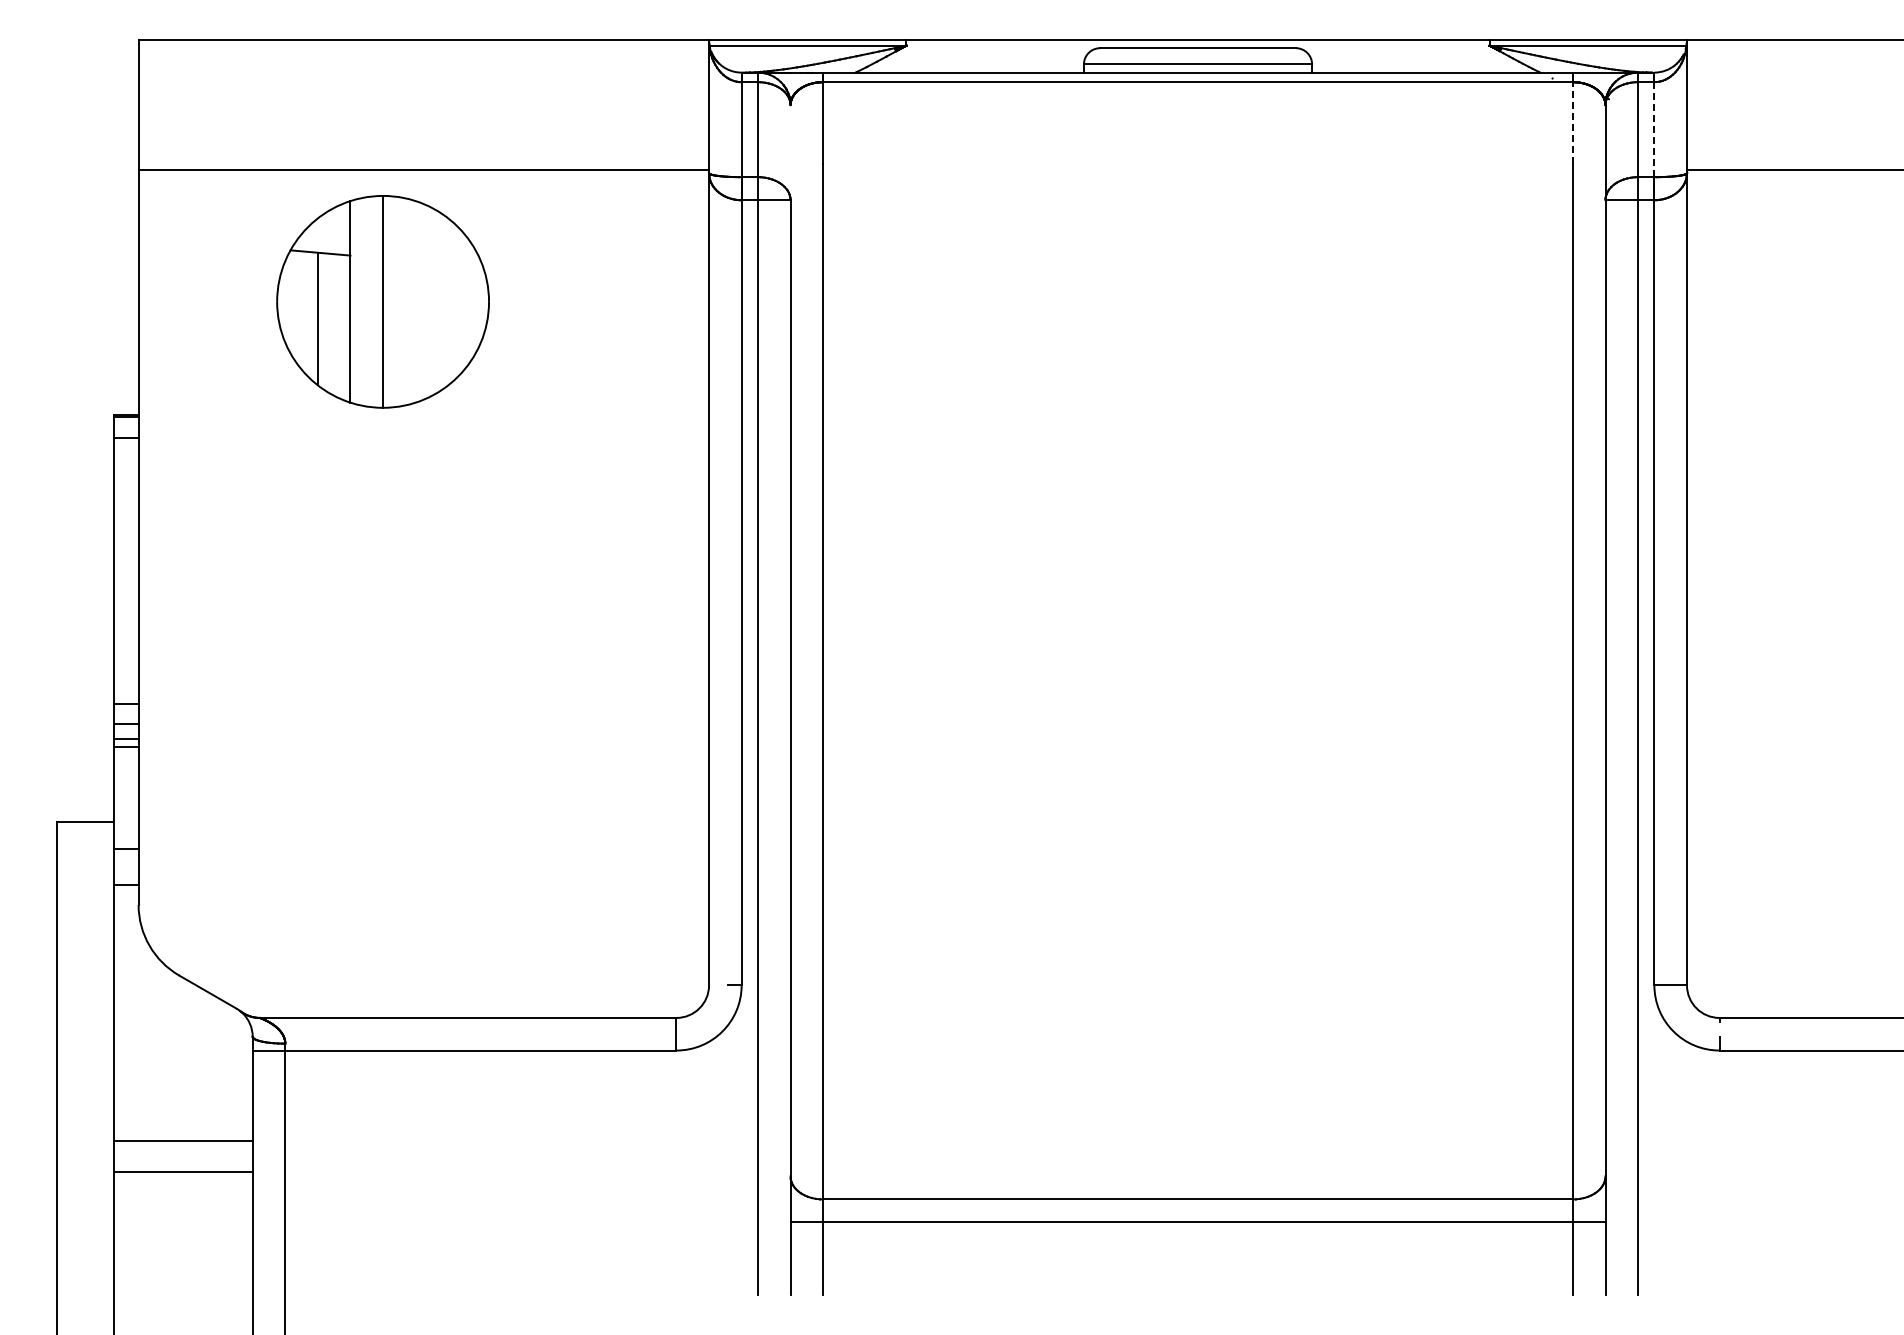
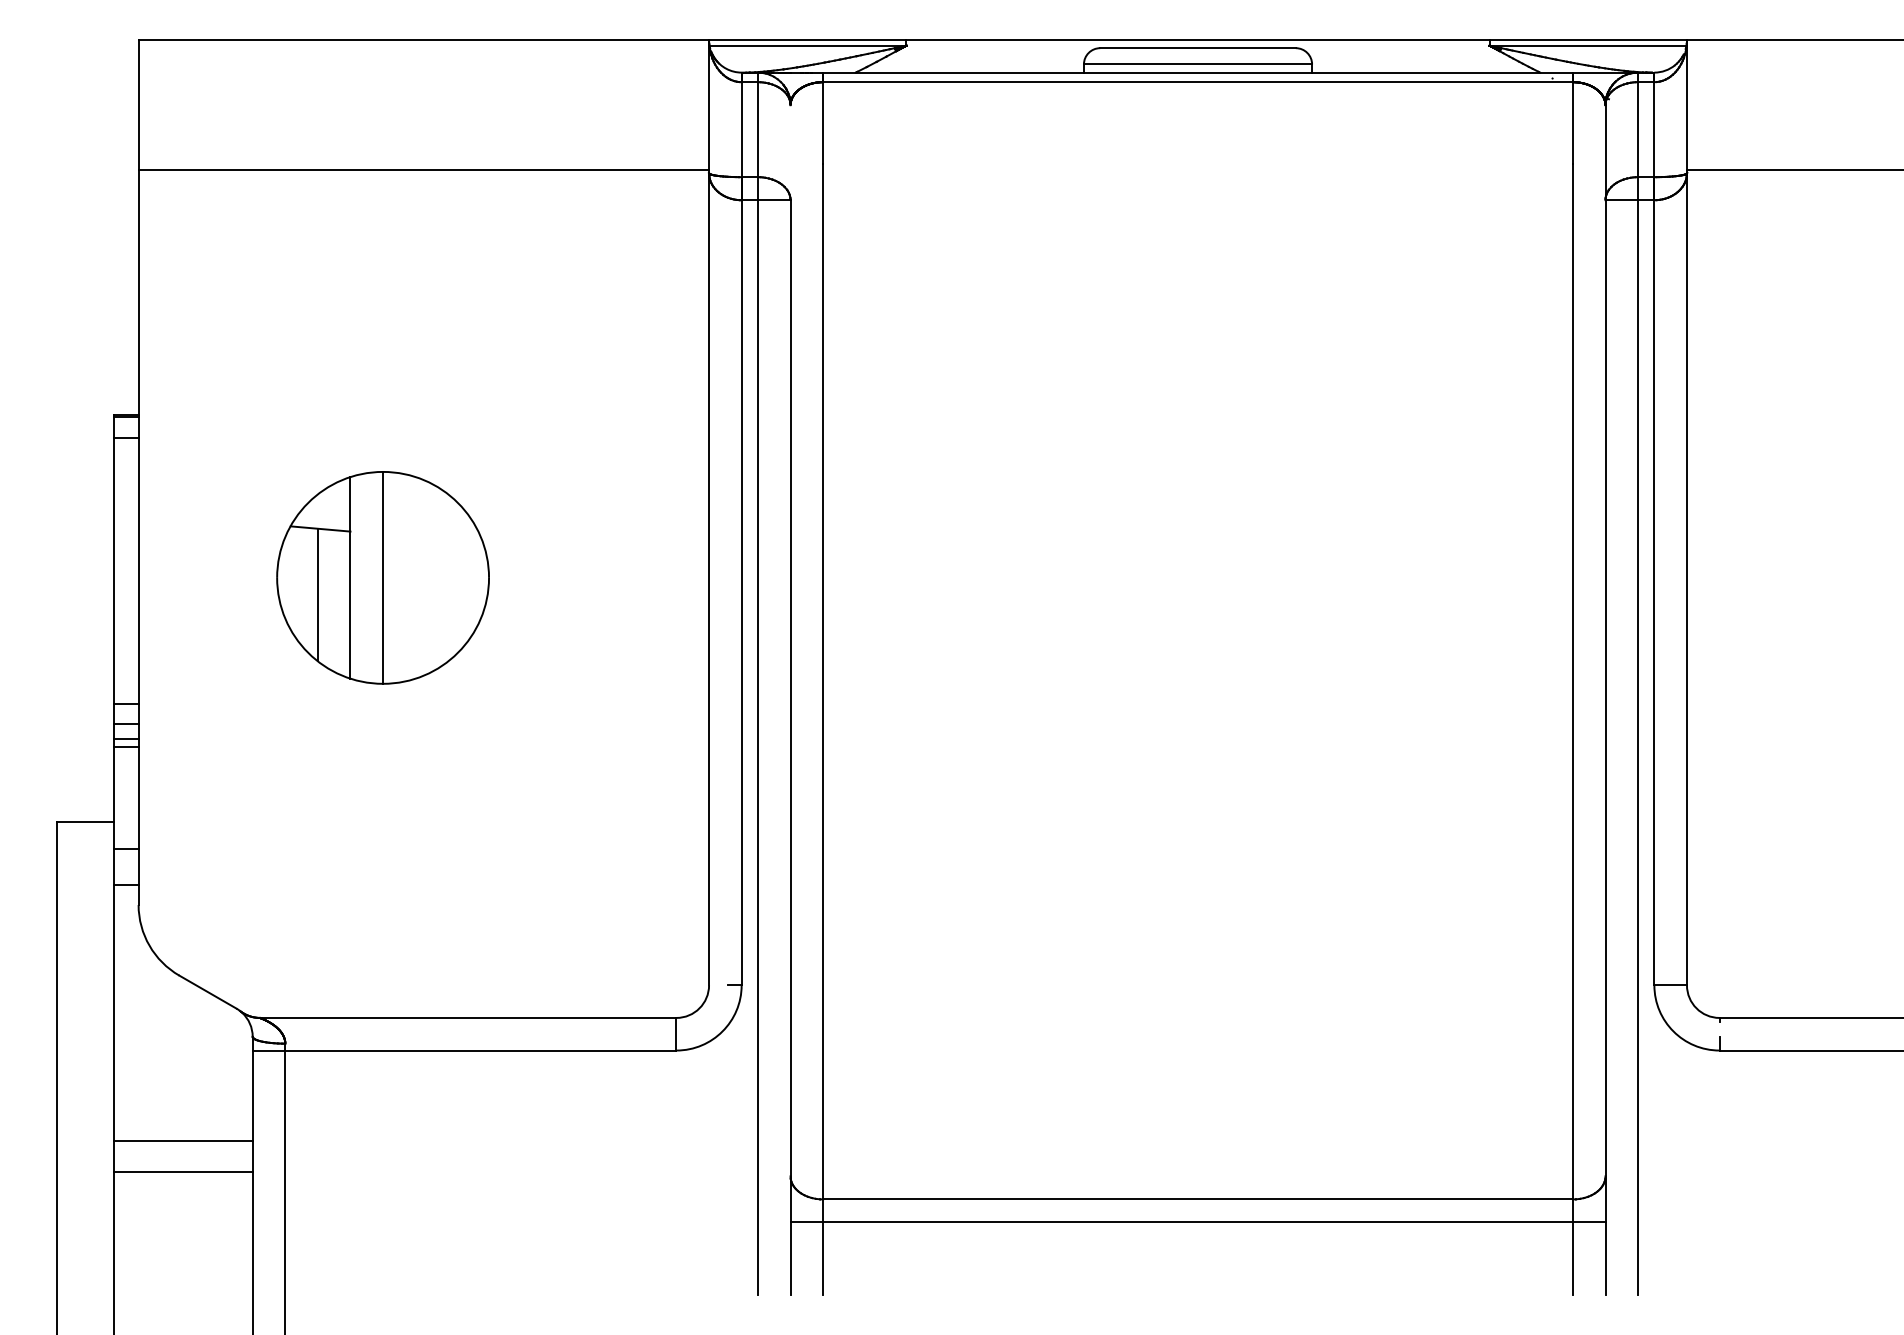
line: dashed -> solid (1572, 122)
line: dashed -> solid (1654, 129)
part position: (382, 301) -> (382, 577) (382, 577)
